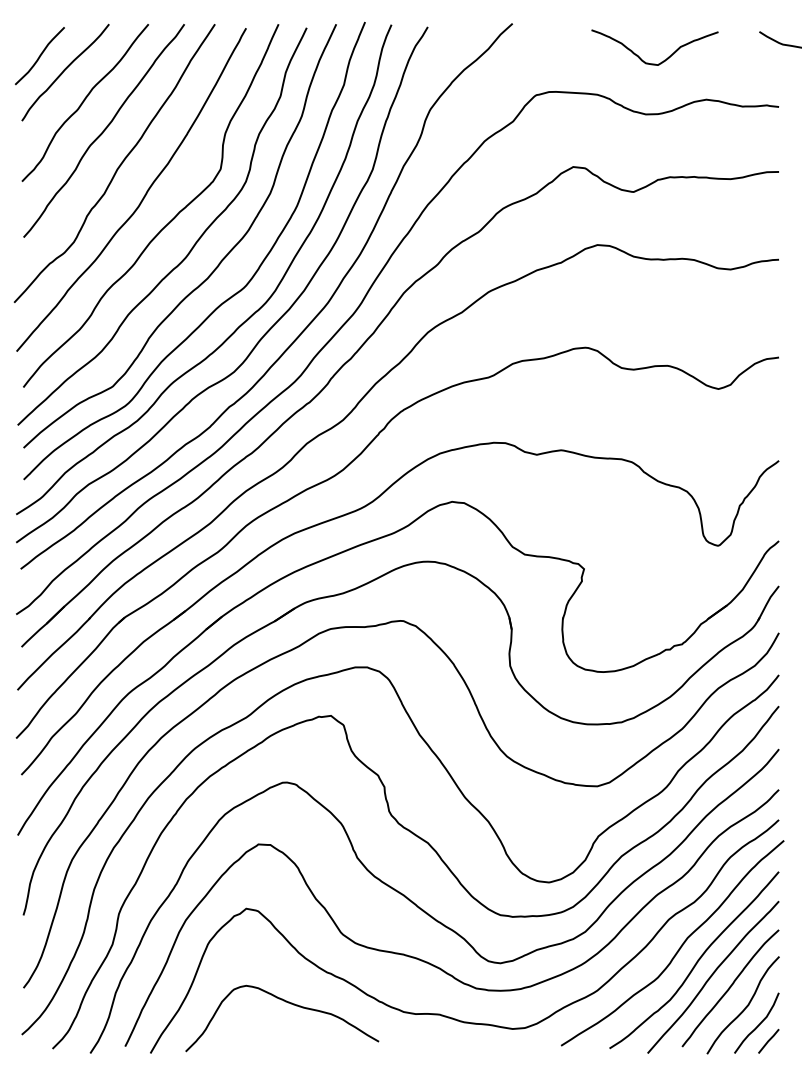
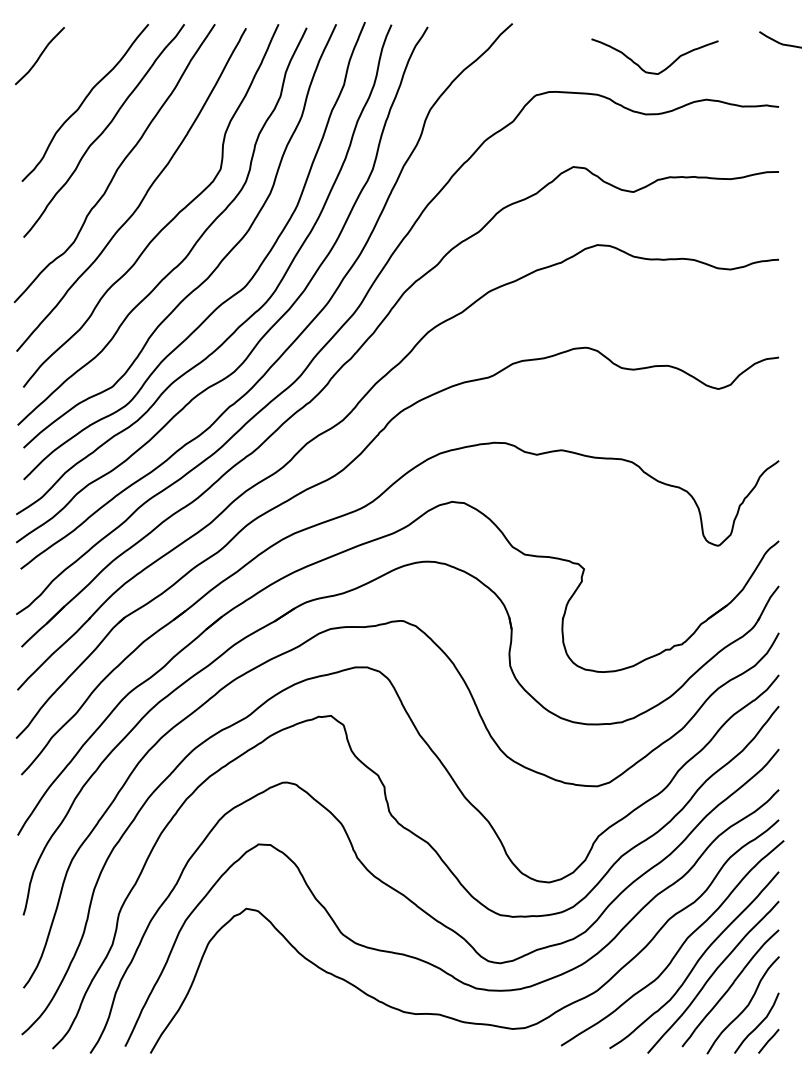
curve position: (664, 59) -> (664, 68) (664, 68)
curve: present -> none (64, 71)
curve: present -> none (290, 1004)
